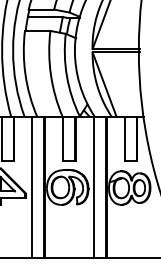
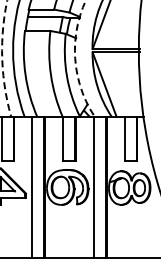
arc: solid -> dashed (2, 58)
arc: solid -> dashed (75, 59)
